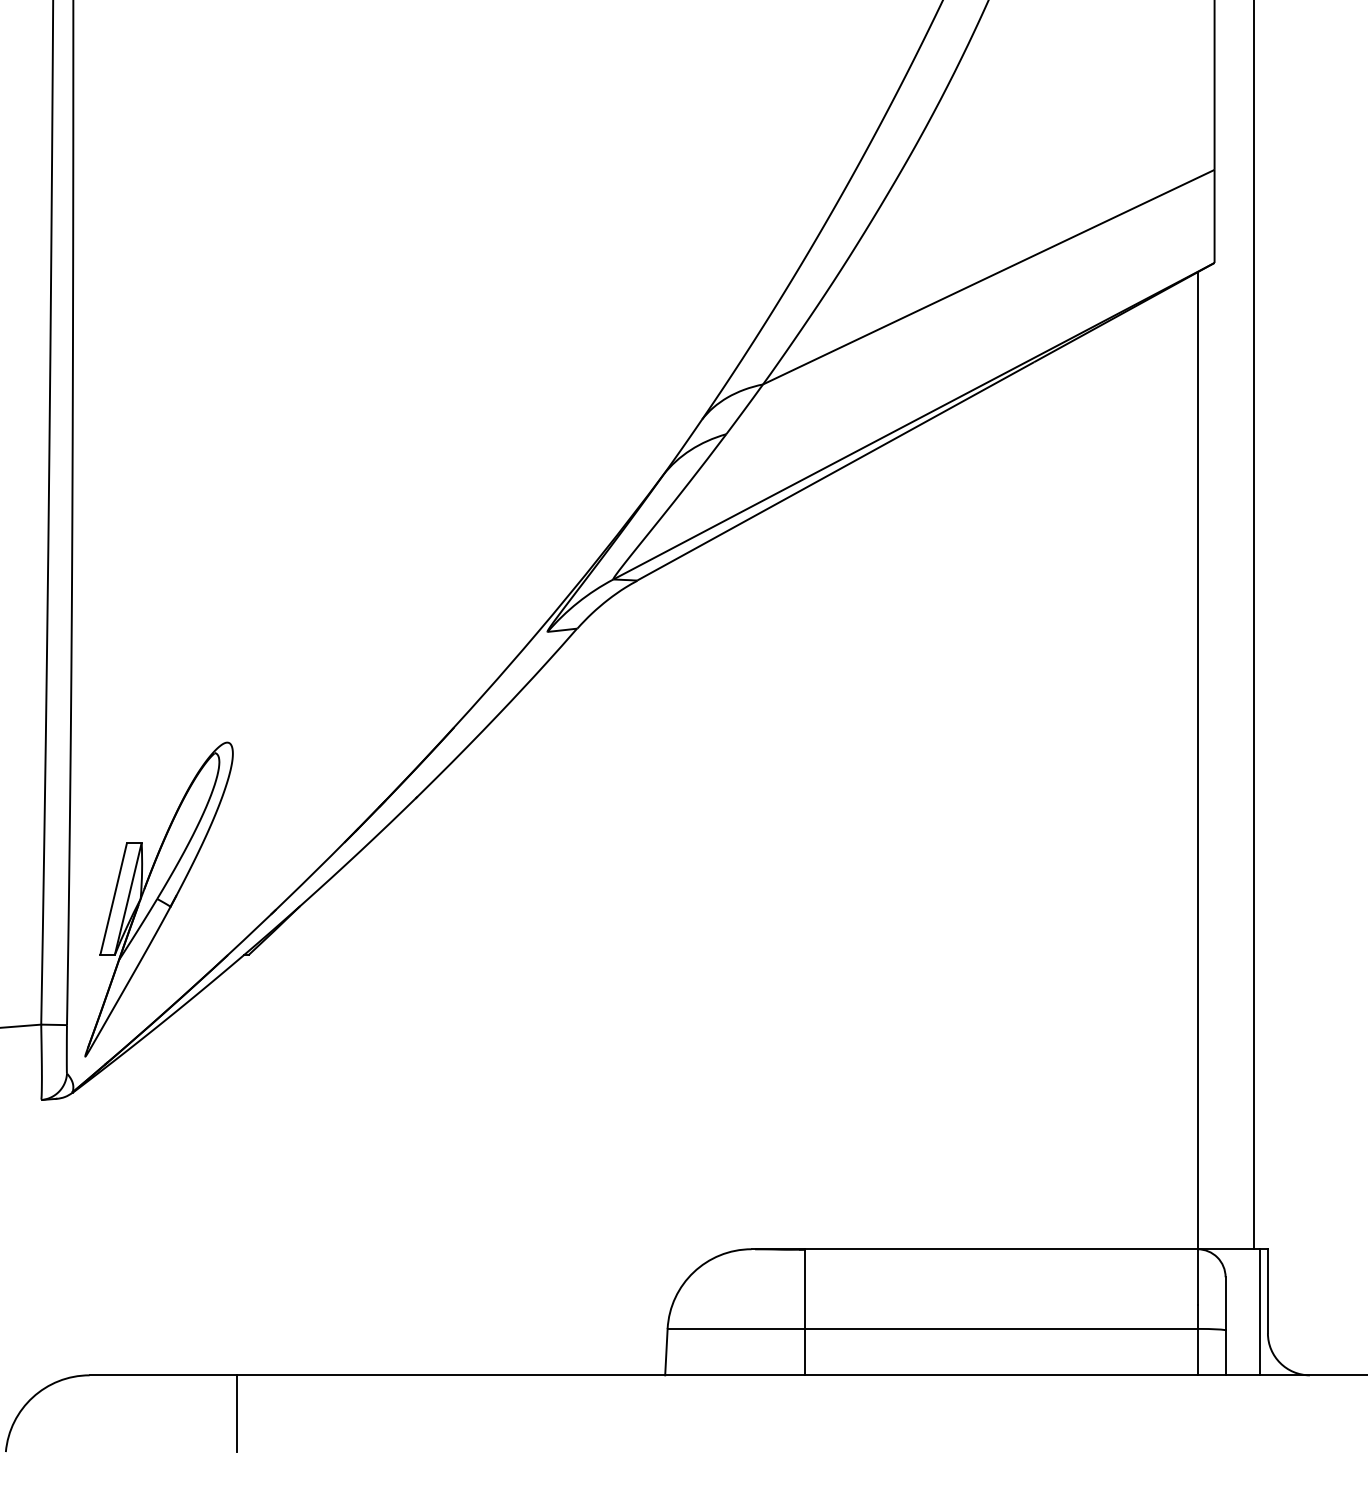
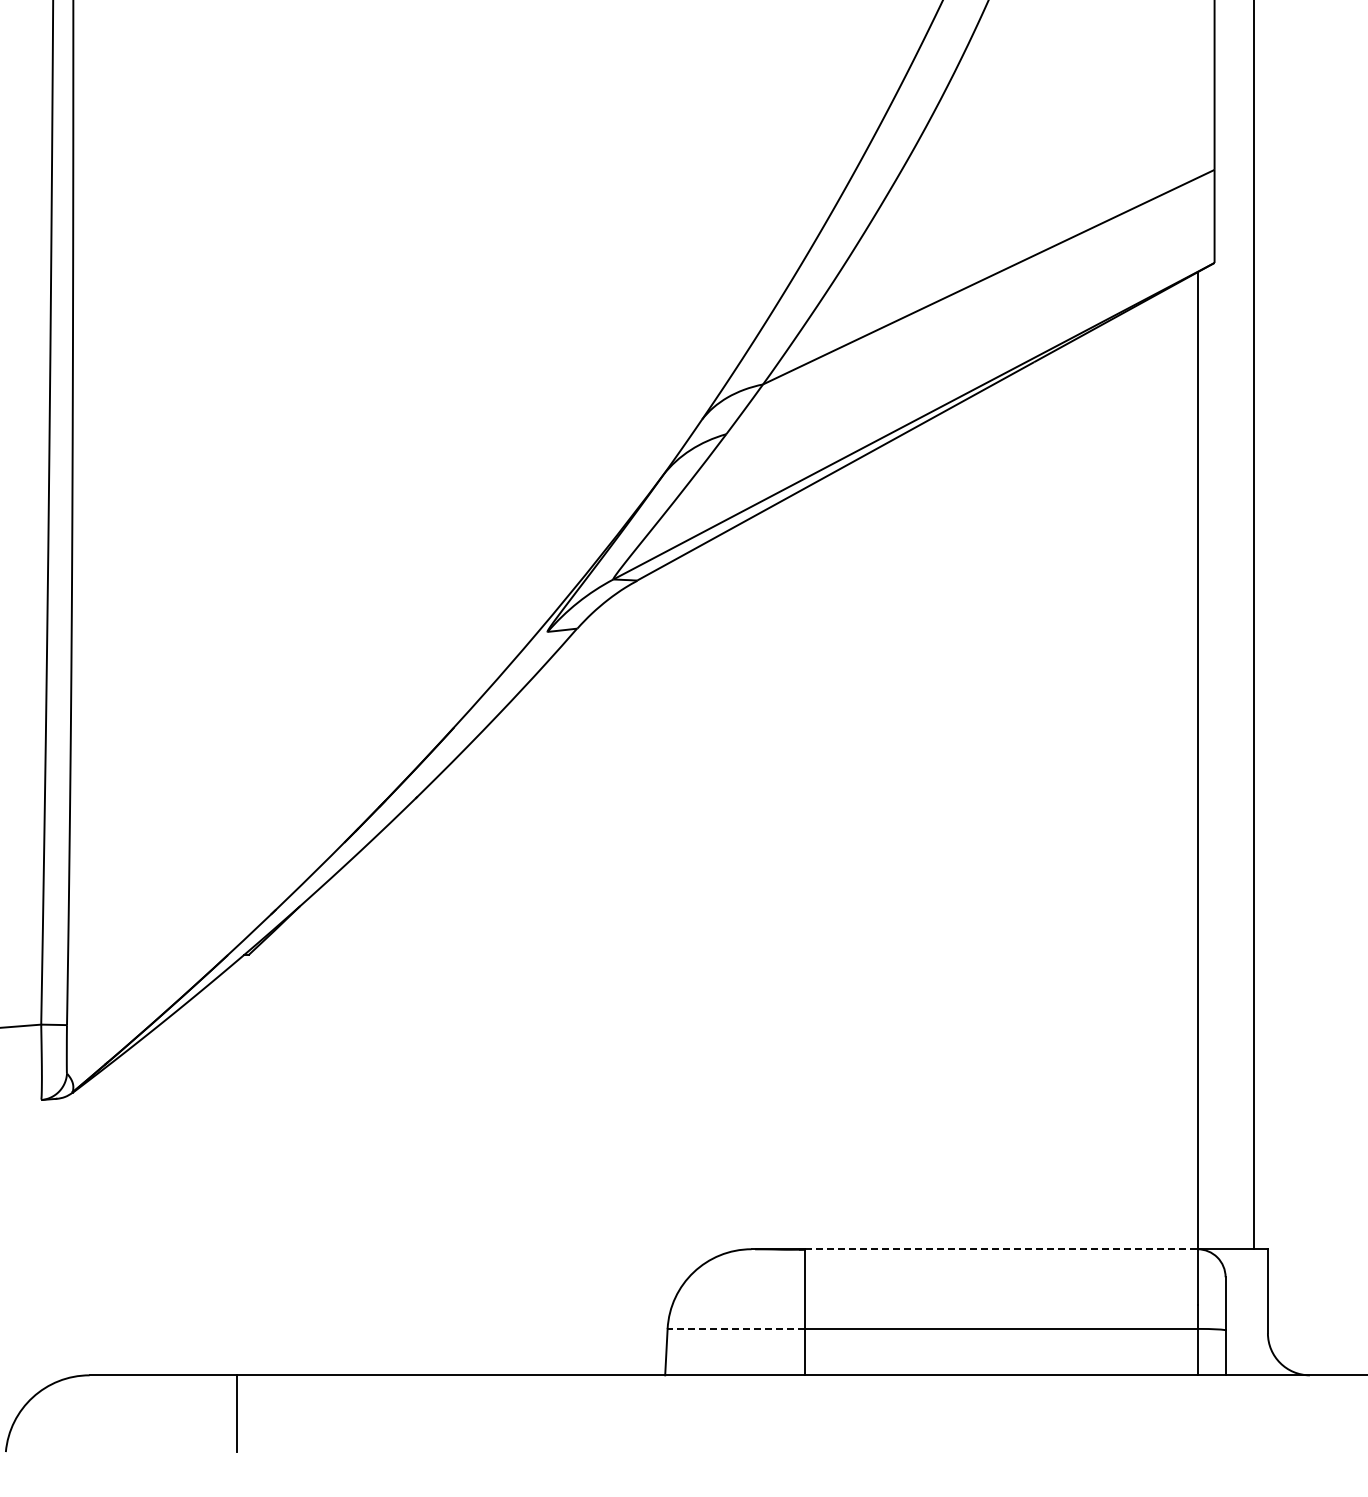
part: present -> none (158, 899)
line: solid -> dashed (1001, 1249)
line: present -> none (1259, 1312)
line: solid -> dashed (736, 1328)
